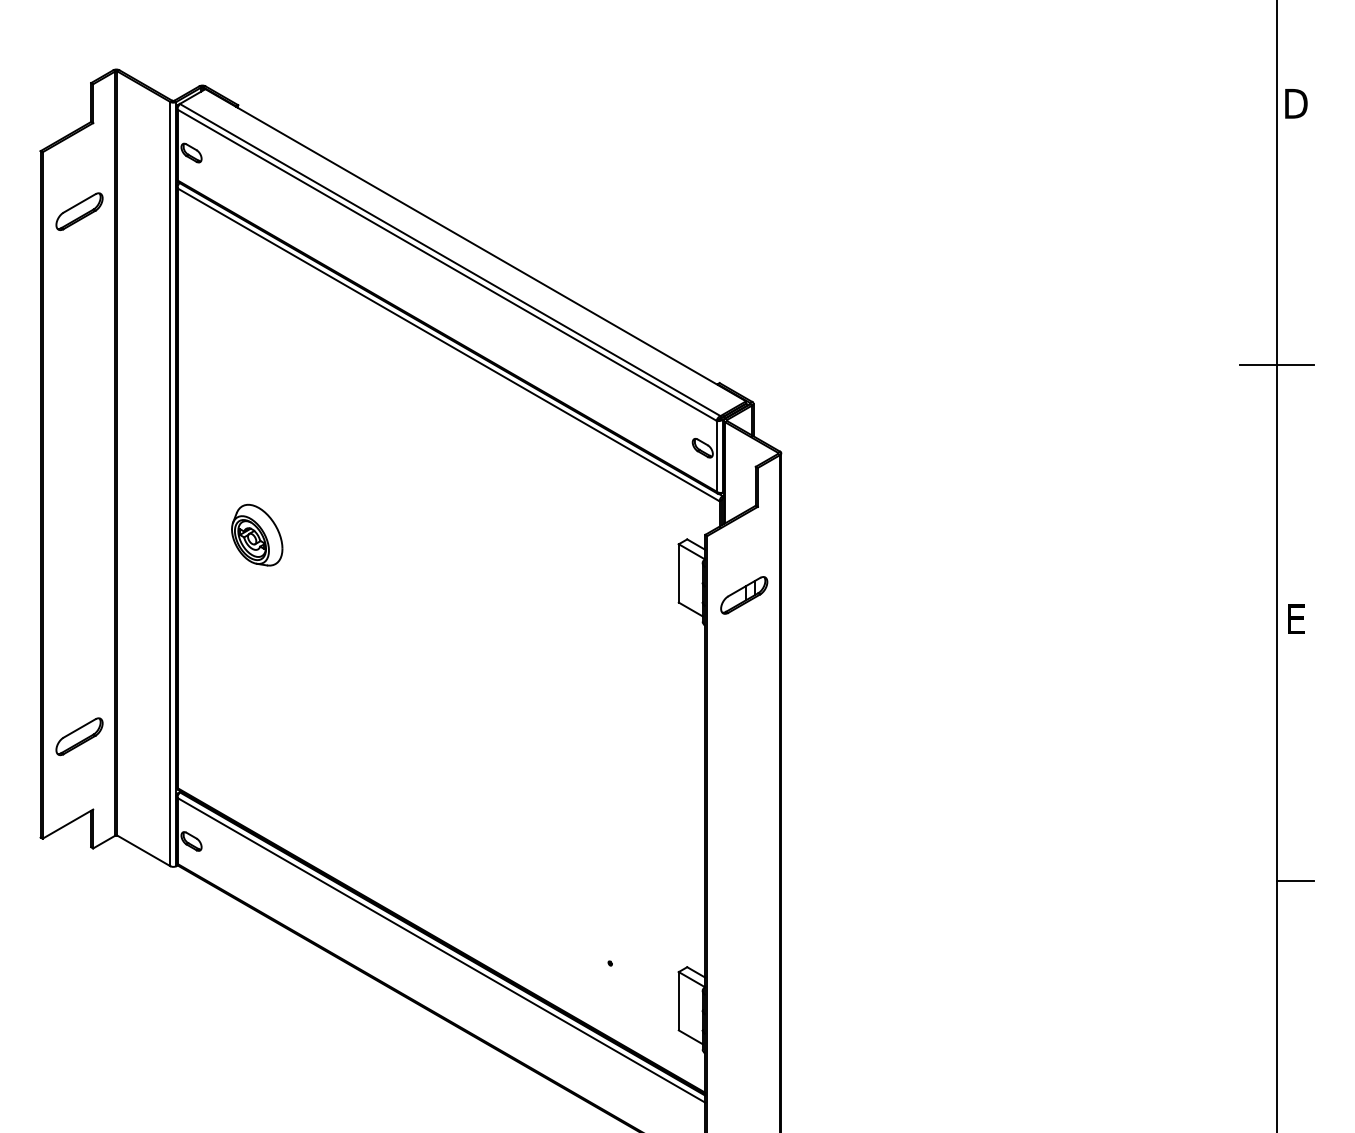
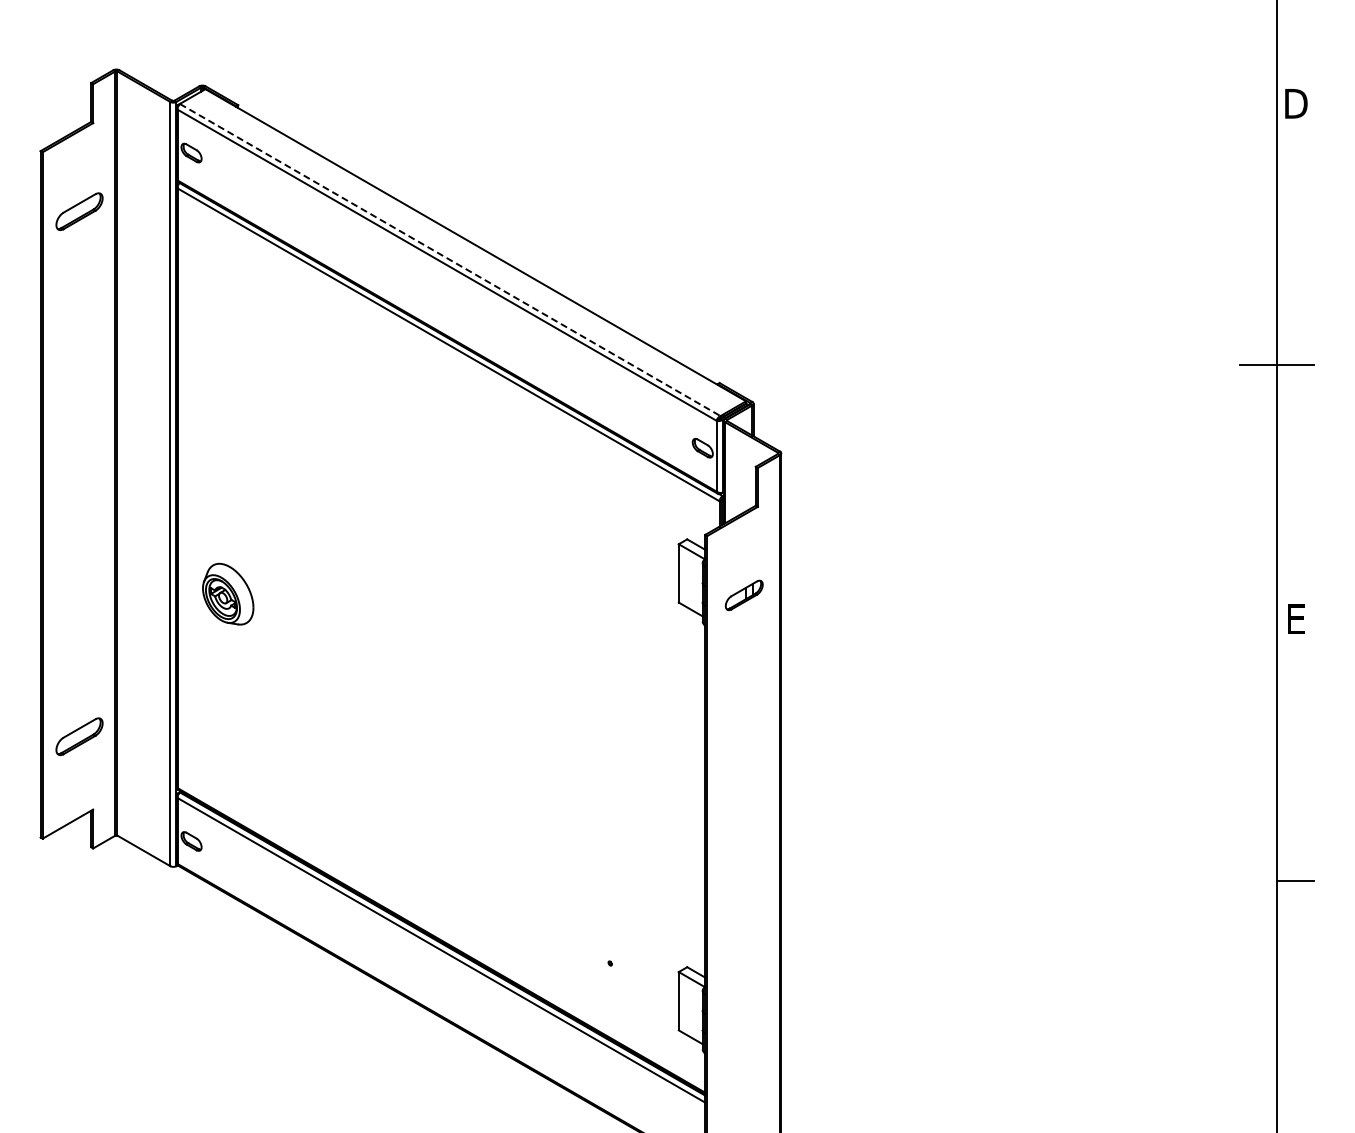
line: solid -> dashed (450, 260)
part position: (257, 534) -> (228, 593) (228, 593)
part size: 49x39 px -> 40x33 px (743, 595)
